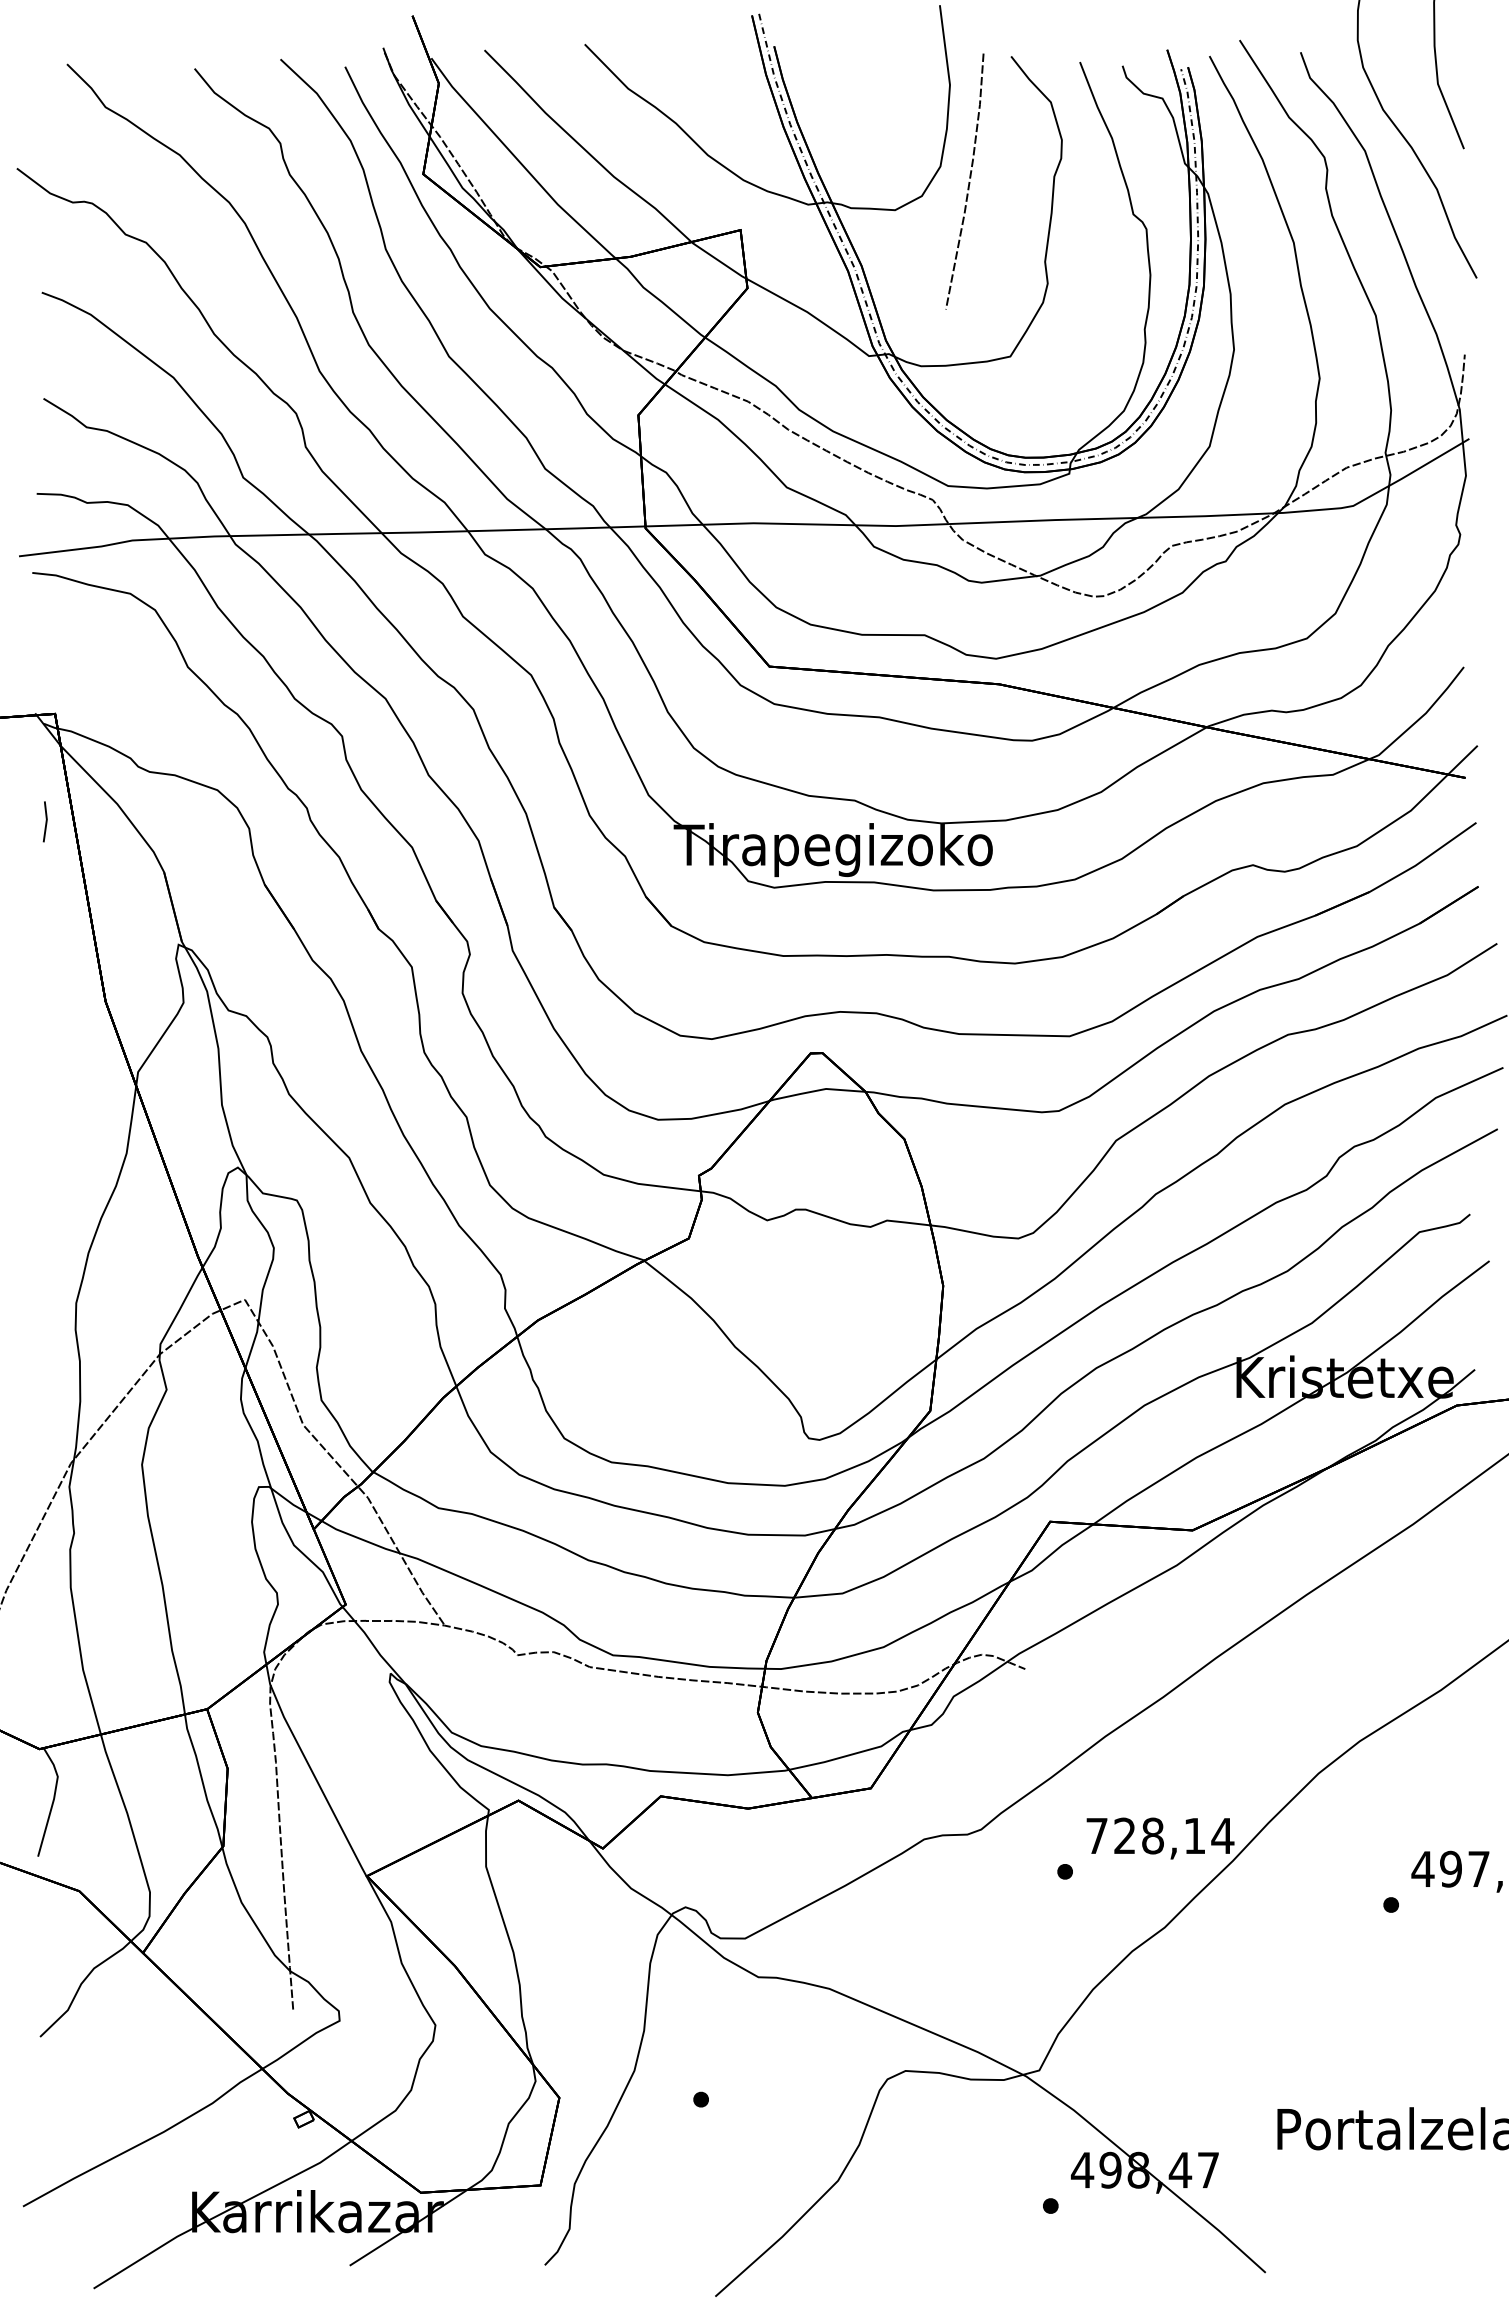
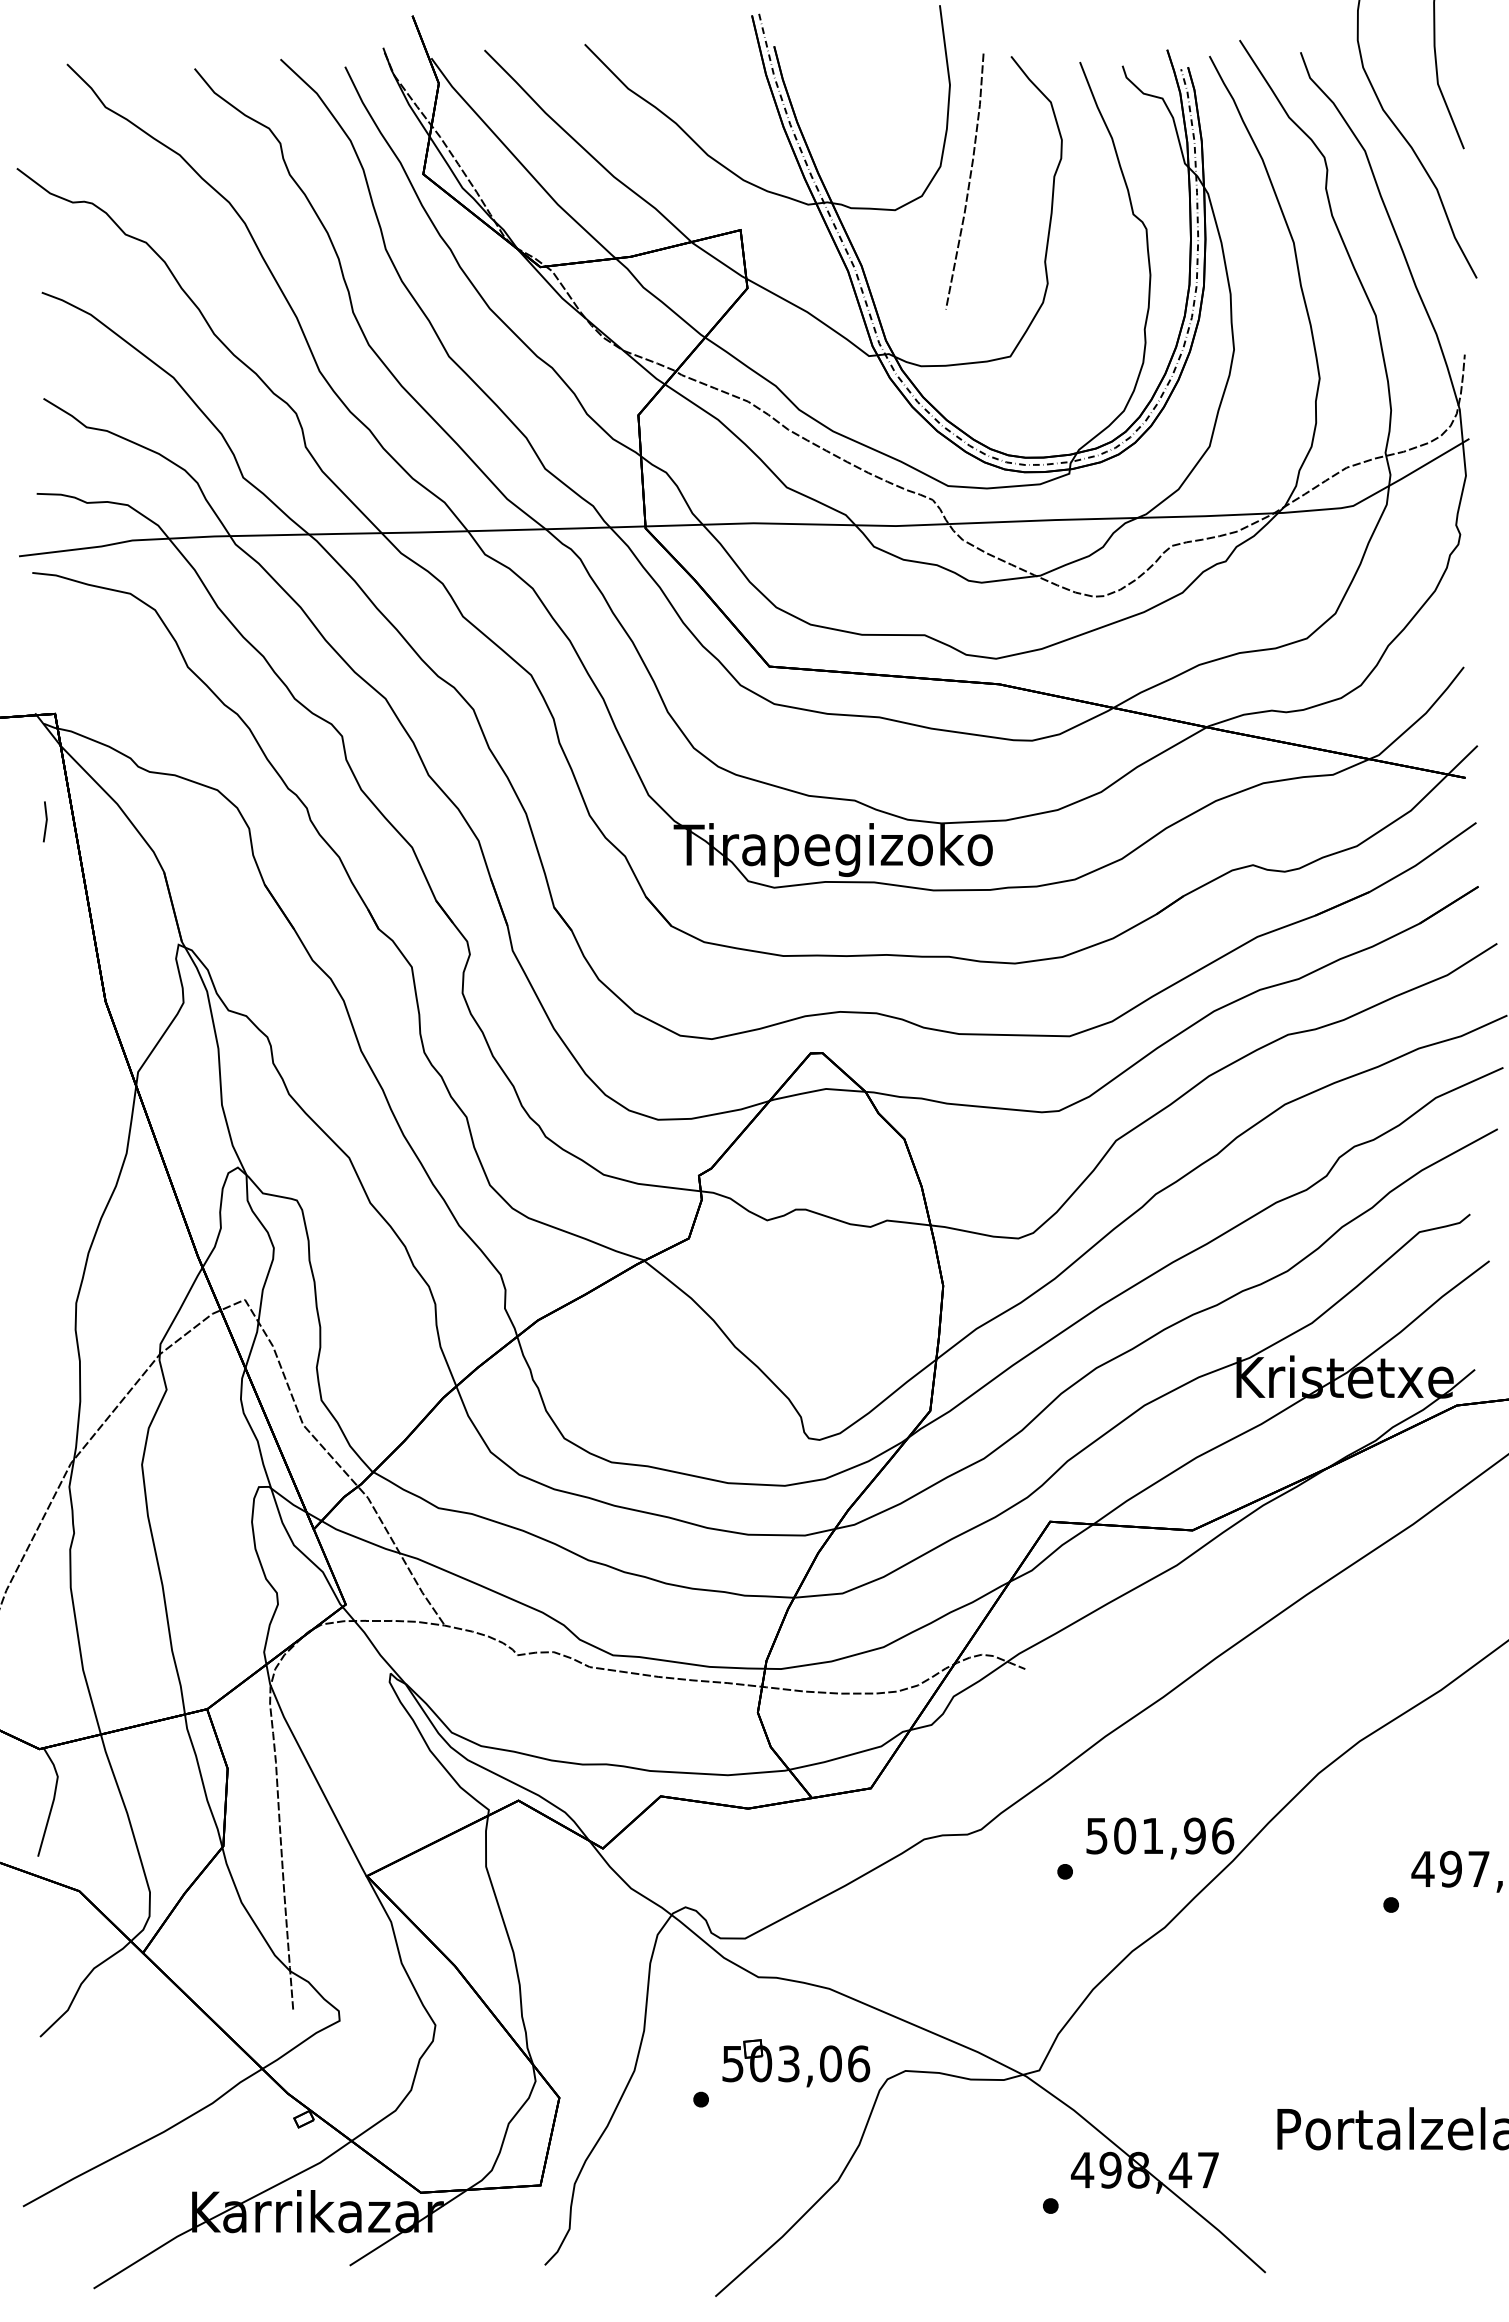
text: 728,14 -> 501,96 (1160, 1835)
part: none -> present (796, 2063)
